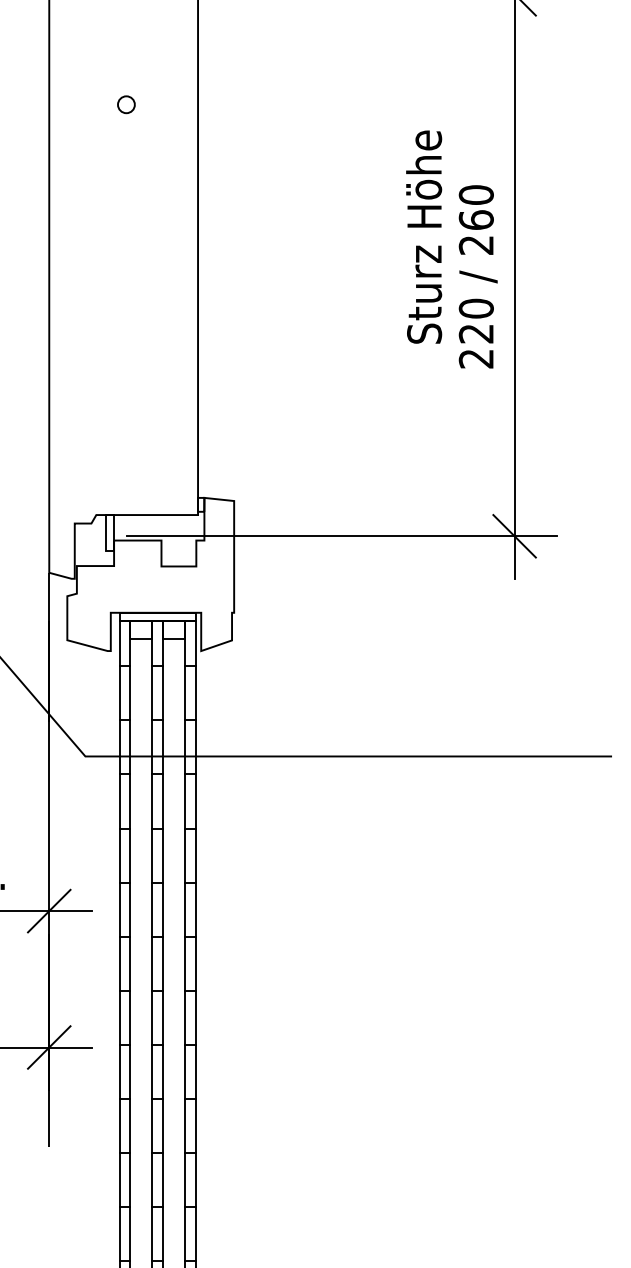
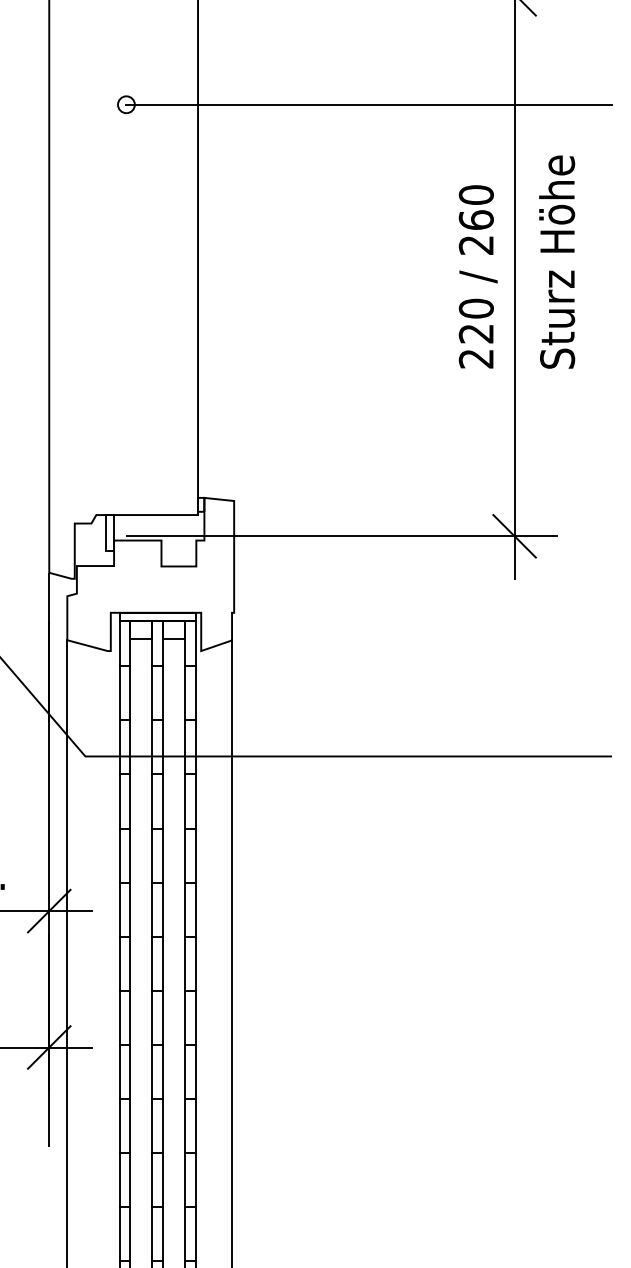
line: none -> present (369, 104)
text position: (424, 236) -> (557, 261) (557, 261)
line: none -> present (67, 952)
line: none -> present (232, 952)
